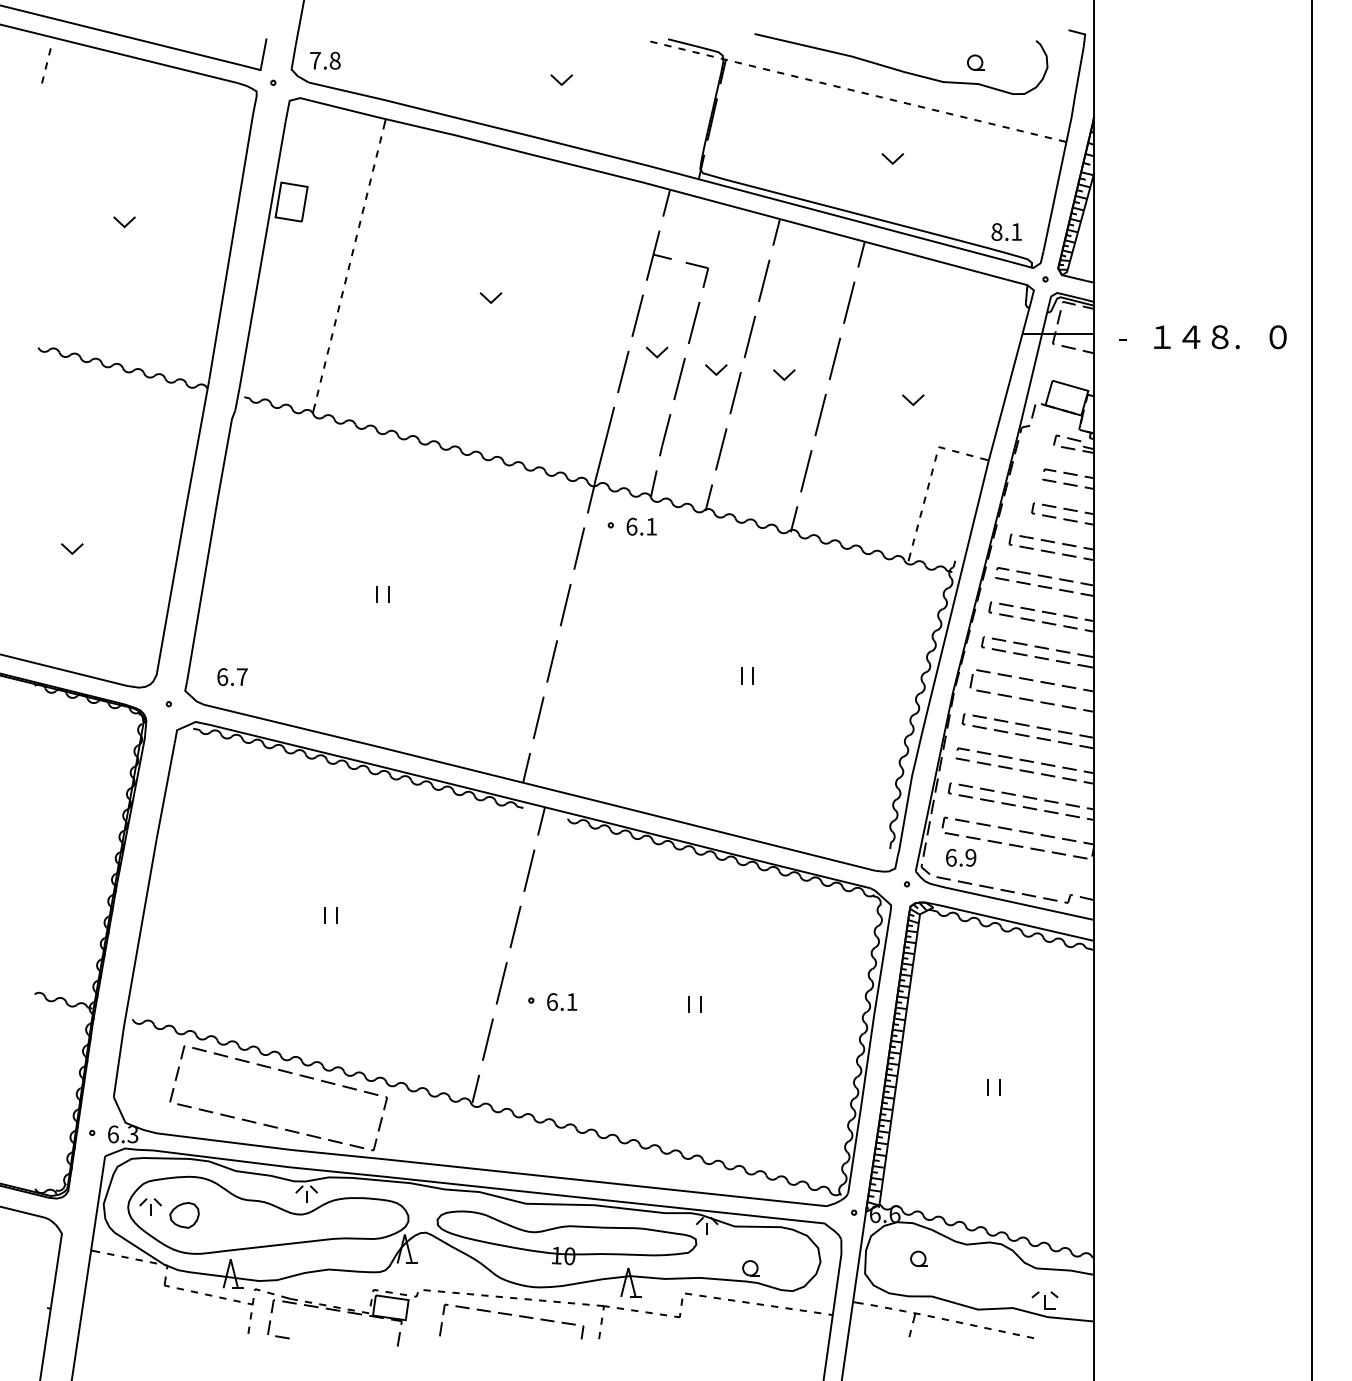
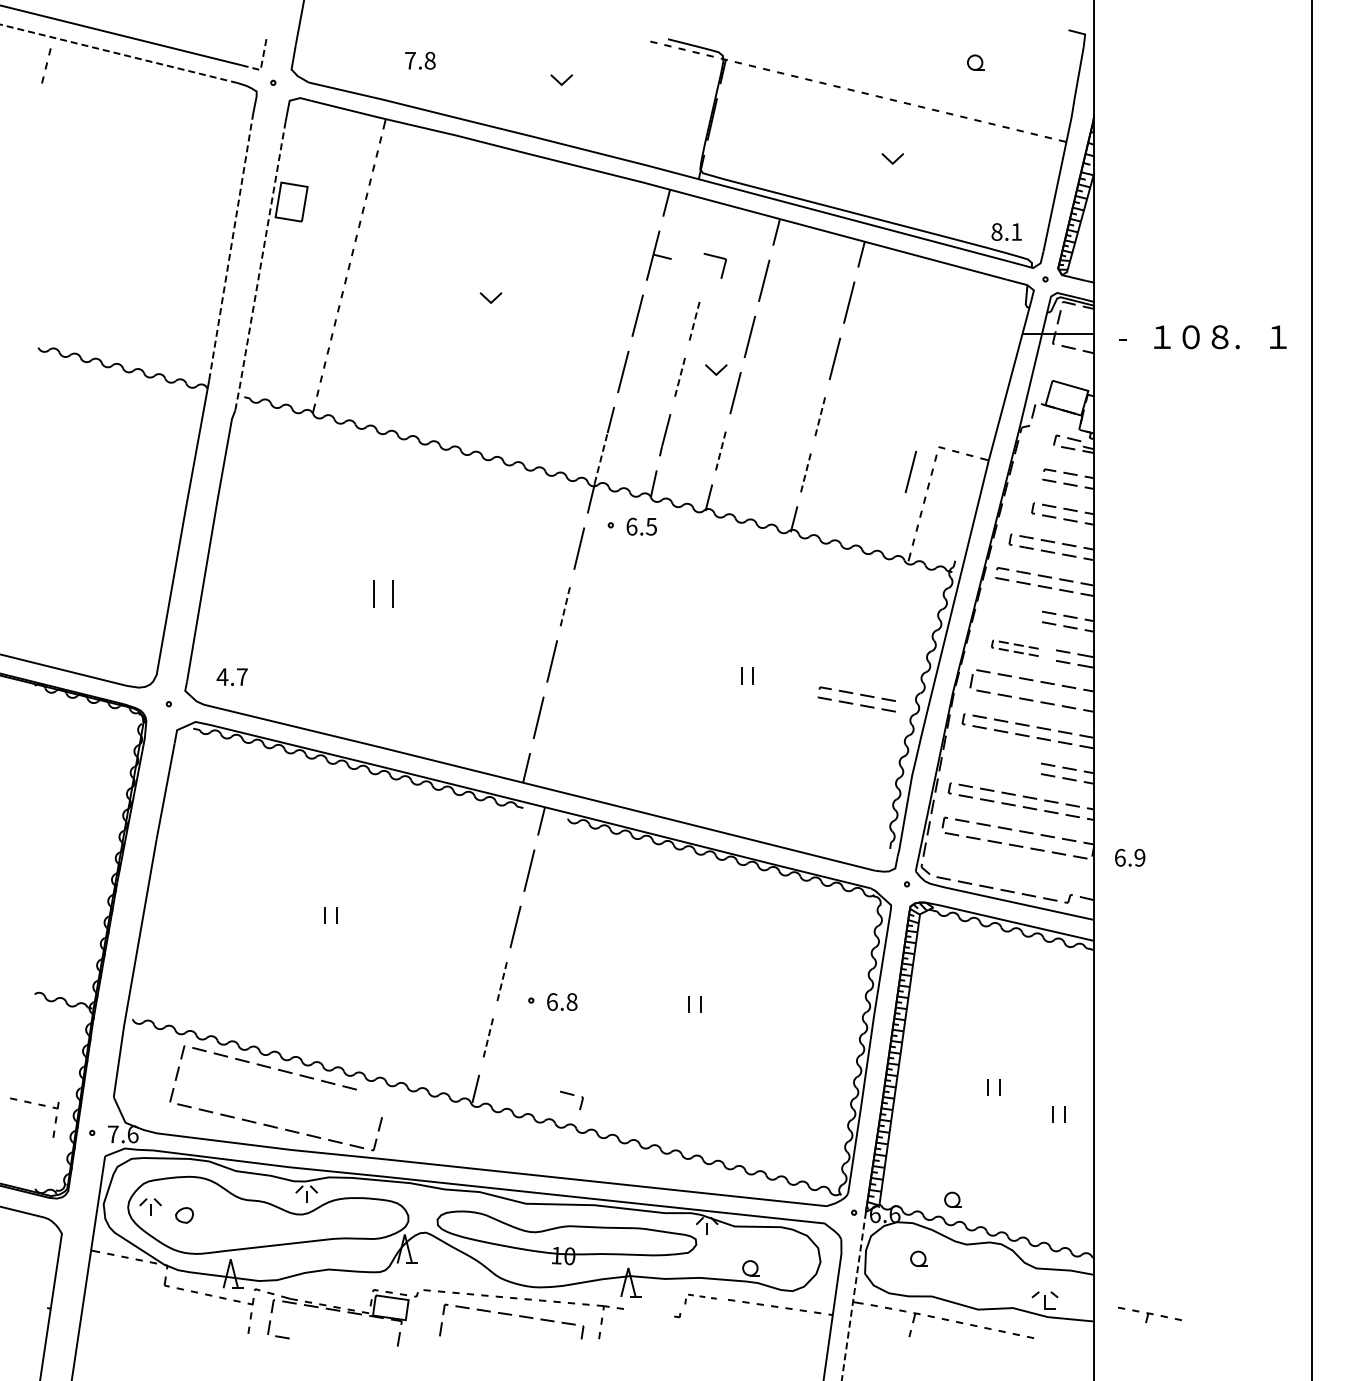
line: solid -> dashed (118, 53)
text position: (325, 60) -> (420, 60) (420, 60)
line: solid -> dashed (261, 64)
curve: present -> none (899, 69)
part: present -> none (124, 222)
line: solid -> dashed (231, 247)
line: solid -> dashed (260, 266)
part position: (696, 266) -> (714, 257) (714, 257)
line: solid -> dashed (694, 322)
text: ４ -> ０ (1191, 337)
text: ０ -> １ (1277, 337)
part: present -> none (657, 352)
part: present -> none (784, 374)
line: solid -> dashed (679, 379)
part: present -> none (913, 400)
line: solid -> dashed (820, 415)
line: solid -> dashed (721, 449)
line: solid -> dashed (601, 457)
line: solid -> dashed (806, 471)
line: none -> present (910, 471)
text: 6.1 -> 6.5 (651, 526)
part: present -> none (72, 548)
part size: 14x17 px -> 21x28 px (383, 593)
line: solid -> dashed (565, 605)
part: present -> none (1011, 611)
part size: 68x25 px -> 48x18 px (1014, 647)
text: 6.7 -> 4.7 (222, 677)
part position: (994, 760) -> (856, 699) (856, 699)
text position: (961, 857) -> (1130, 857) (1130, 857)
line: solid -> dashed (501, 983)
text: 6.1 -> 6.8 (571, 1001)
line: solid -> dashed (487, 1039)
part position: (375, 1100) -> (571, 1100) (571, 1100)
part: none -> present (38, 1105)
part: none -> present (1058, 1114)
text: 6.3 -> 7.6 (123, 1134)
part: none -> present (952, 1199)
part size: 31x27 px -> 19x17 px (184, 1215)
line: solid -> dashed (853, 1296)
part size: 41x14 px -> 33x12 px (700, 1298)
part: present -> none (648, 1312)
part: none -> present (1149, 1314)
